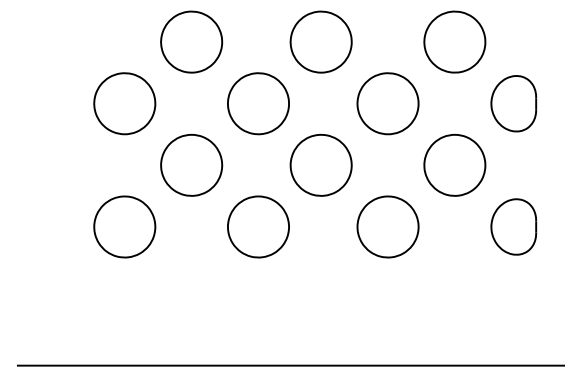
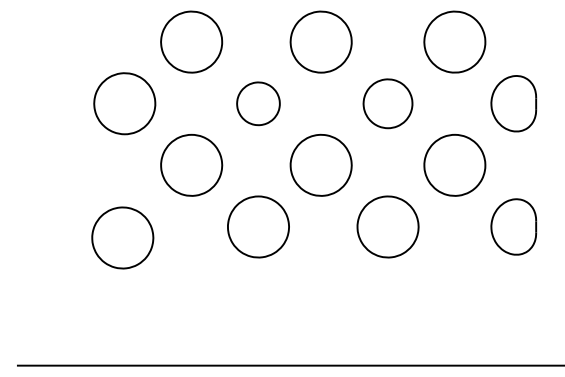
part size: 63x64 px -> 45x46 px (258, 103)
part size: 64x64 px -> 52x52 px (387, 103)
part position: (124, 226) -> (122, 237) (122, 237)
